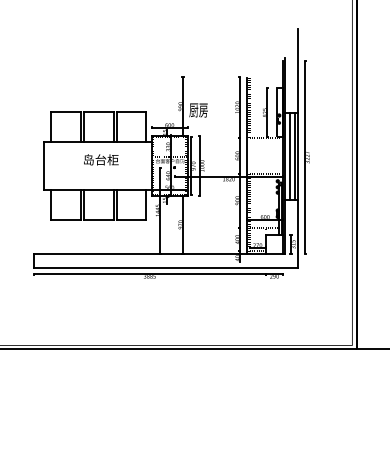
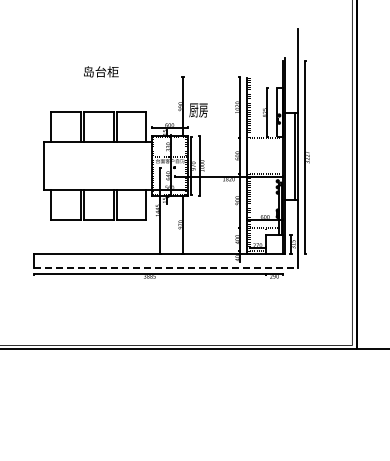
line: present -> none (289, 156)
text position: (101, 159) -> (101, 71) (101, 71)
line: solid -> dashed (165, 268)
